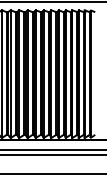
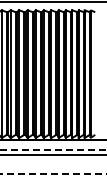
line: solid -> dashed (53, 150)
line: solid -> dashed (53, 174)
